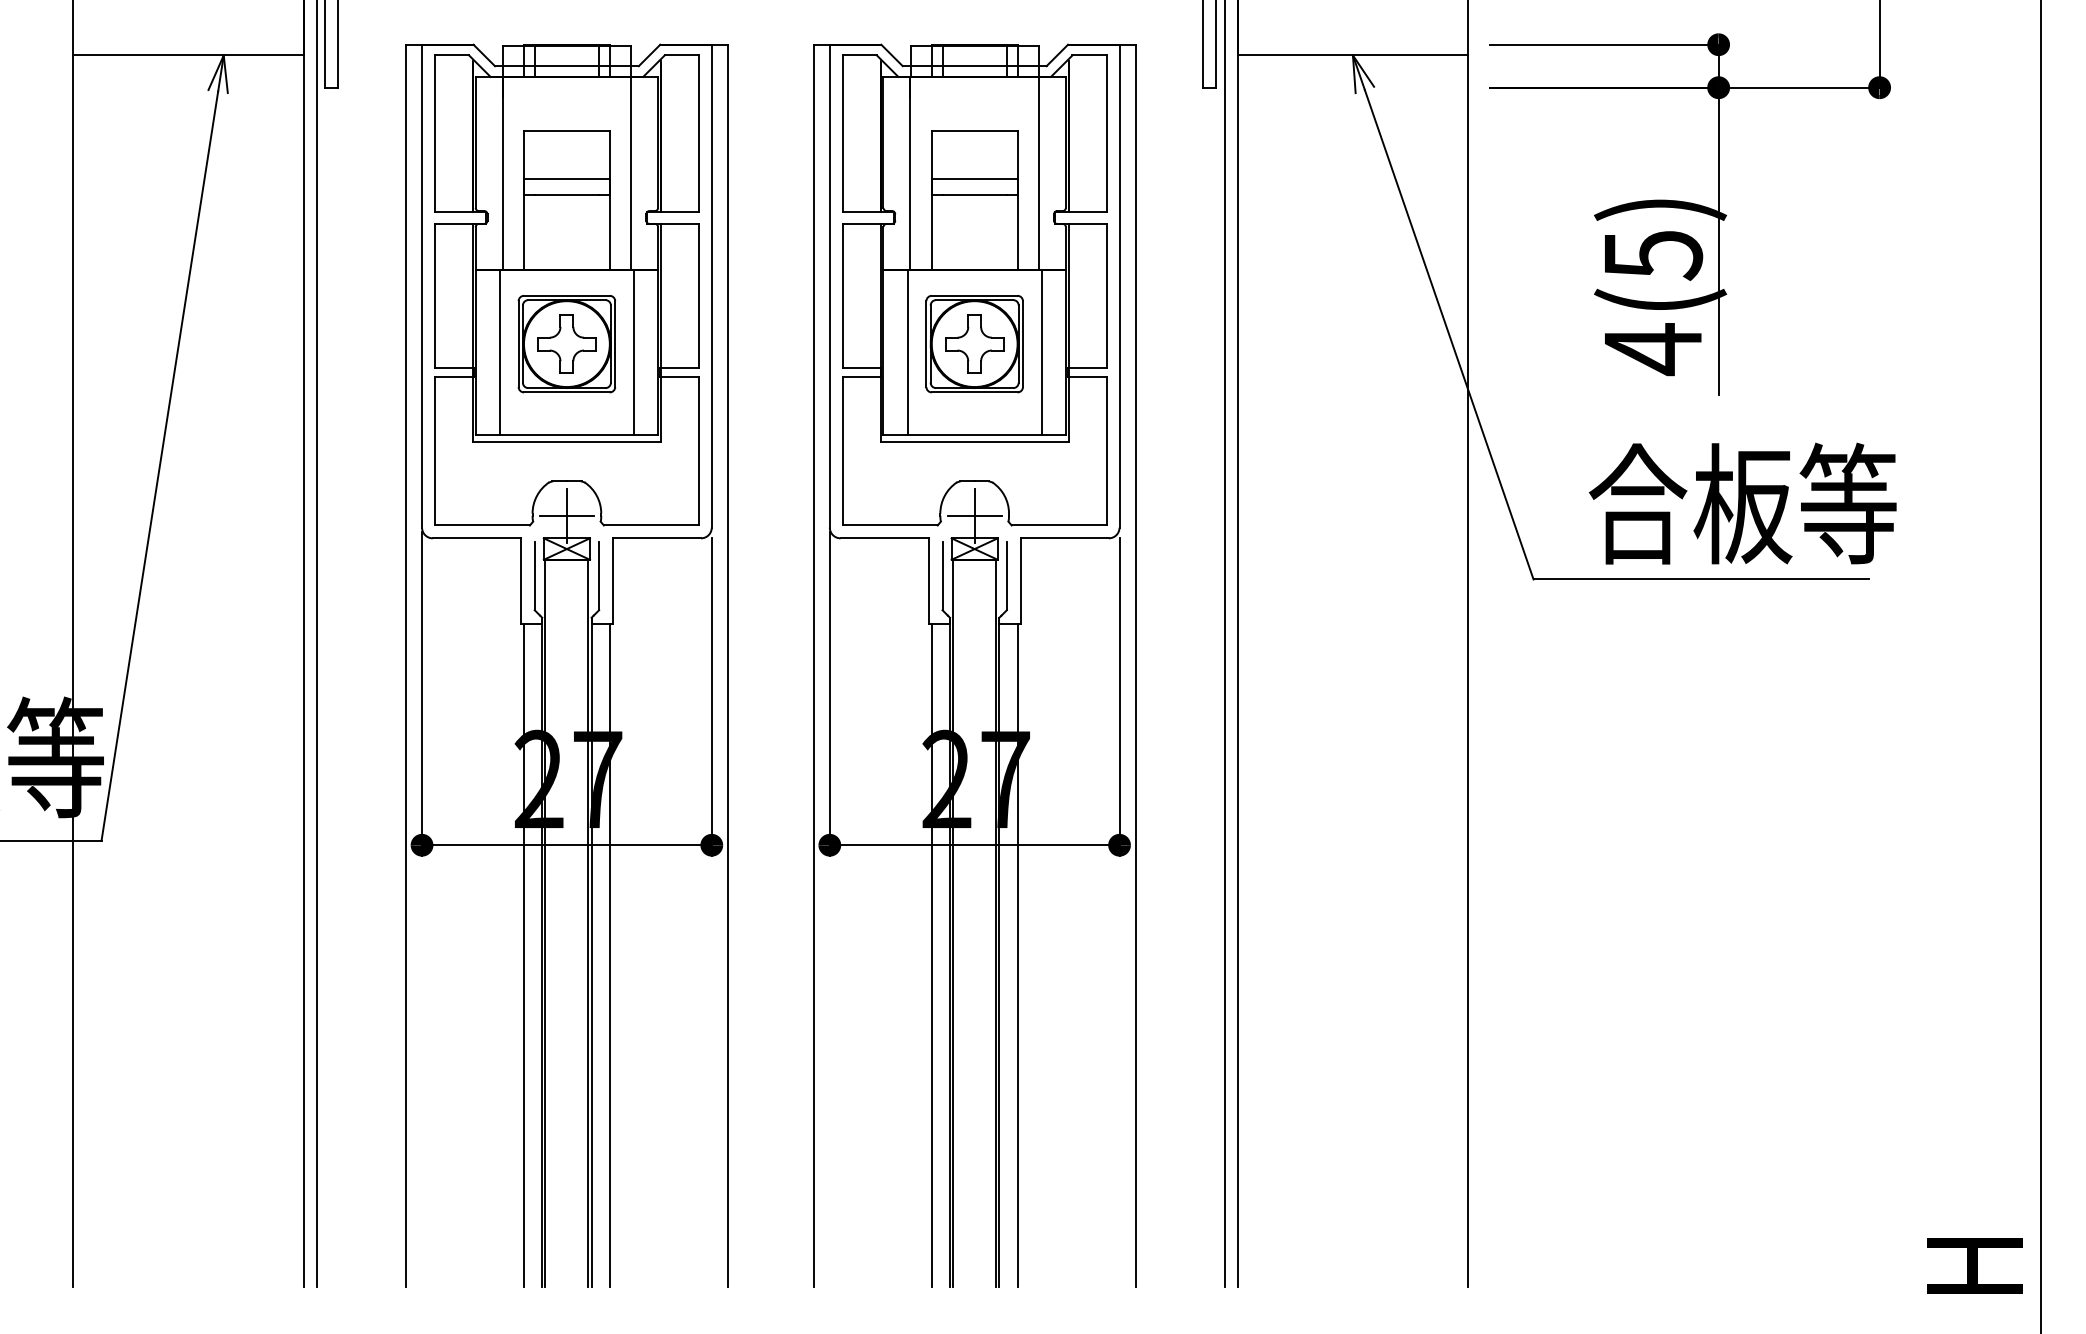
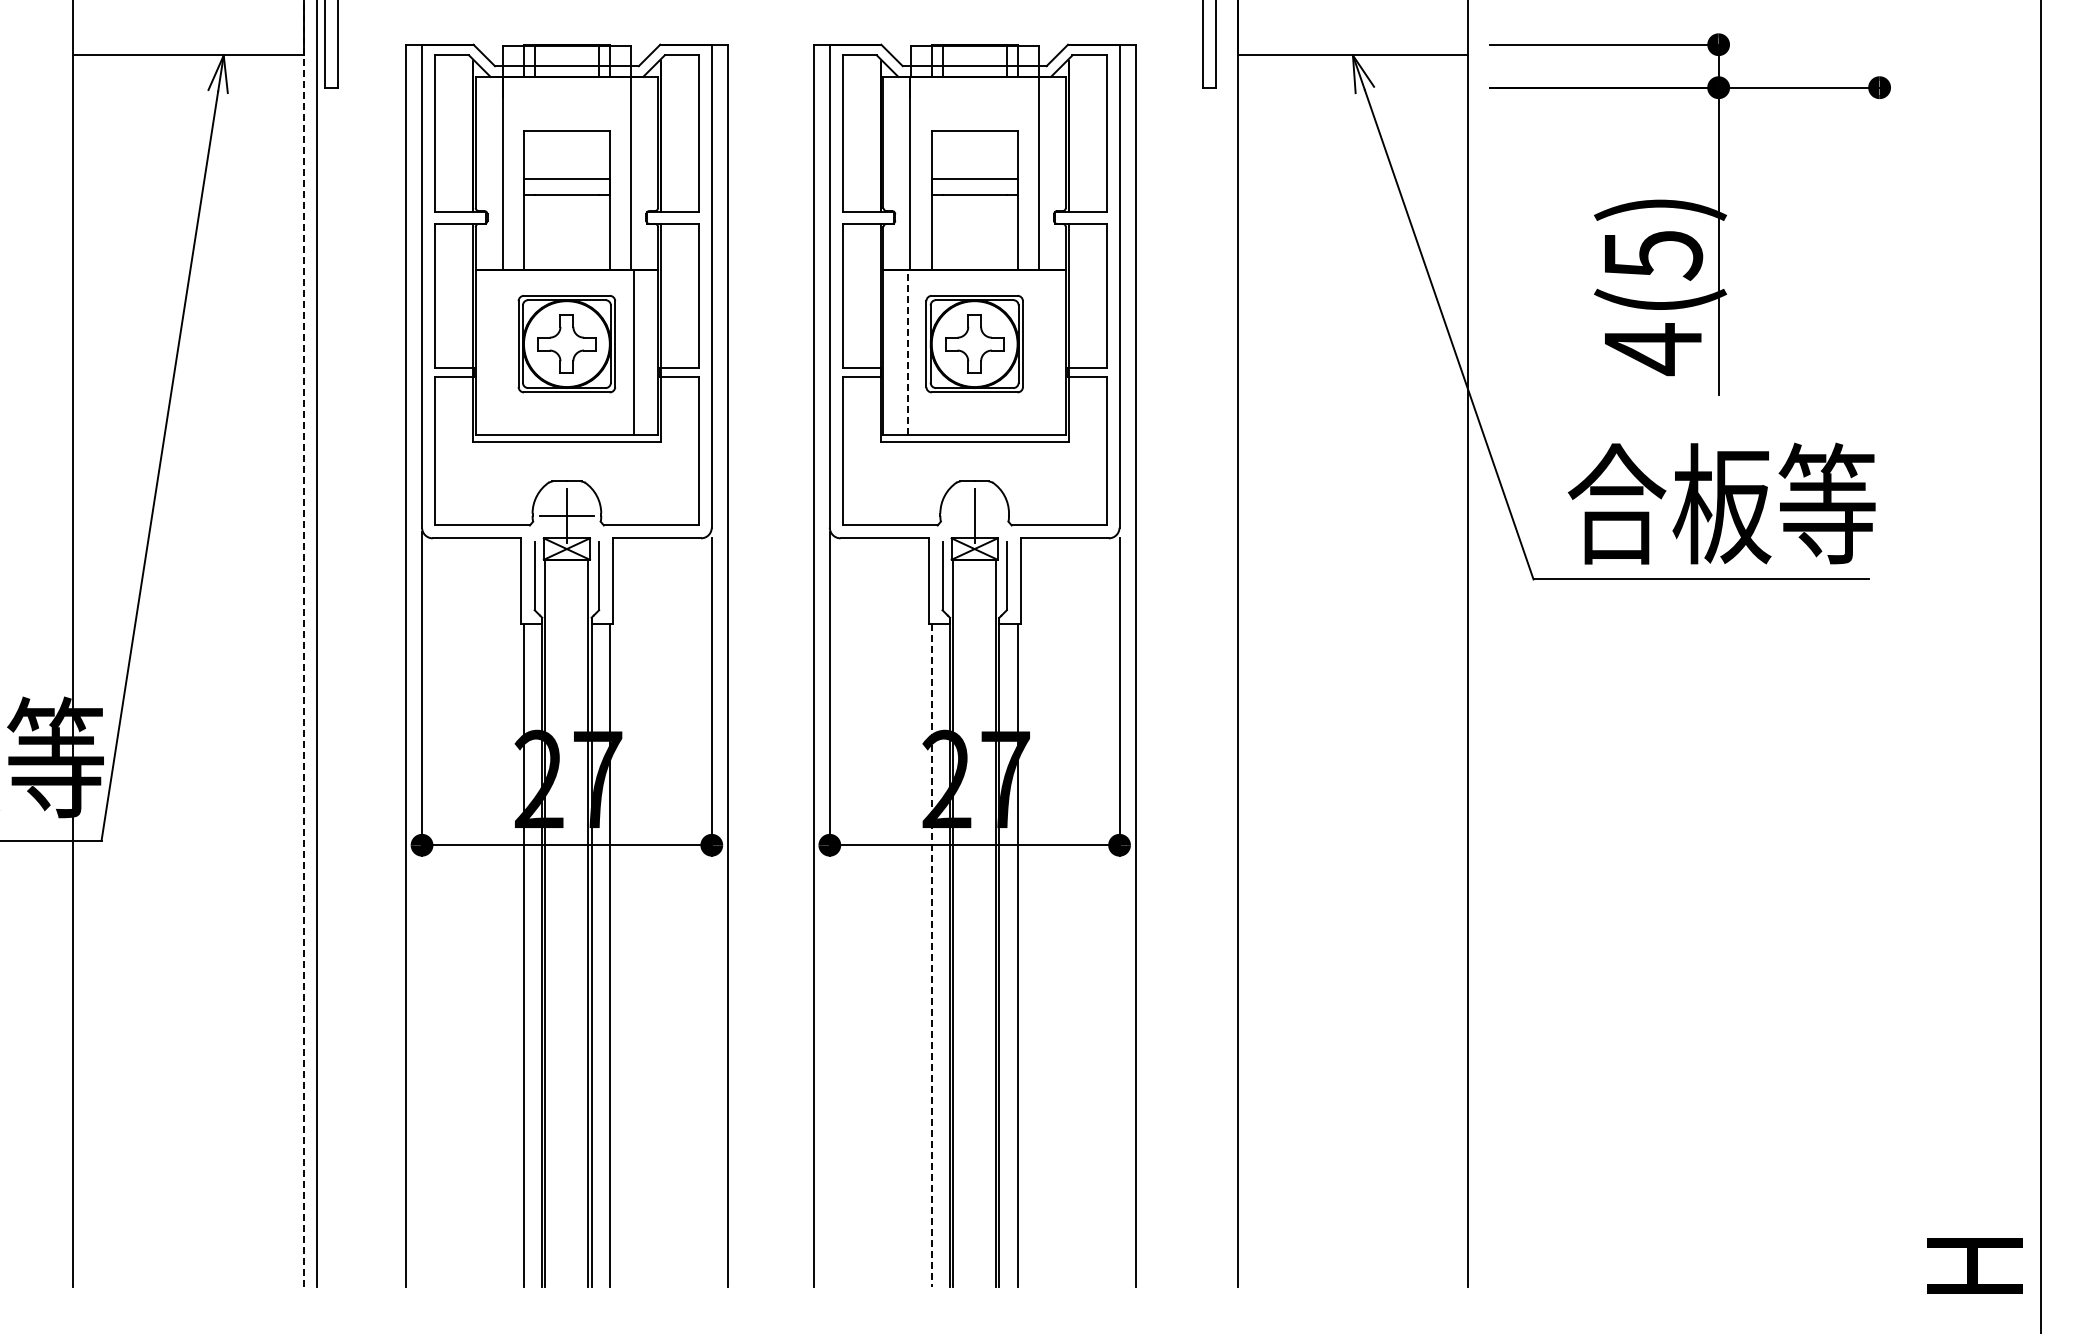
line: present -> none (1879, 44)
line: present -> none (499, 352)
line: solid -> dashed (907, 352)
line: present -> none (1041, 352)
text position: (1742, 503) -> (1721, 503) (1721, 503)
line: present -> none (974, 515)
line: solid -> dashed (304, 643)
line: present -> none (1224, 644)
line: solid -> dashed (931, 955)
